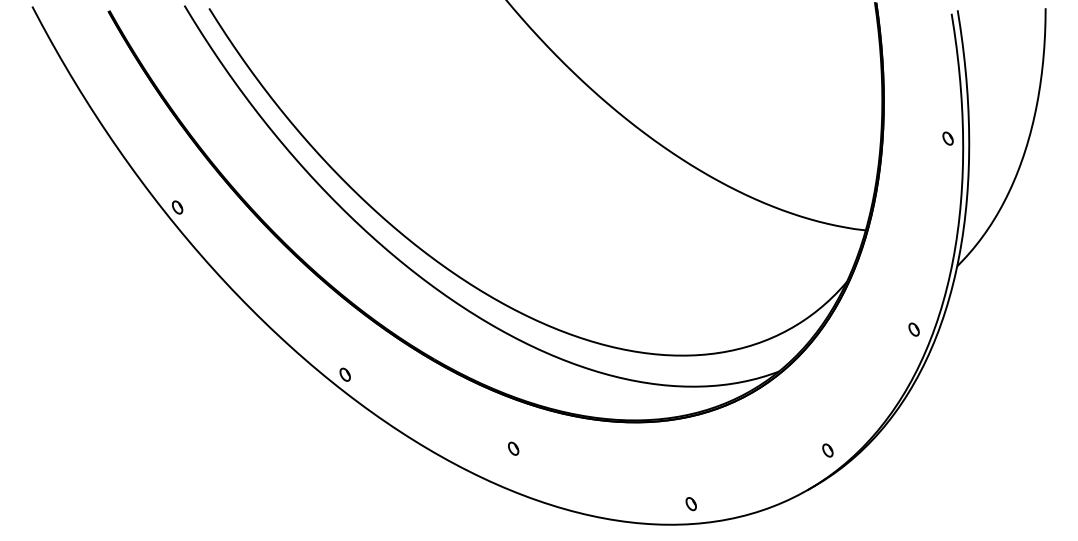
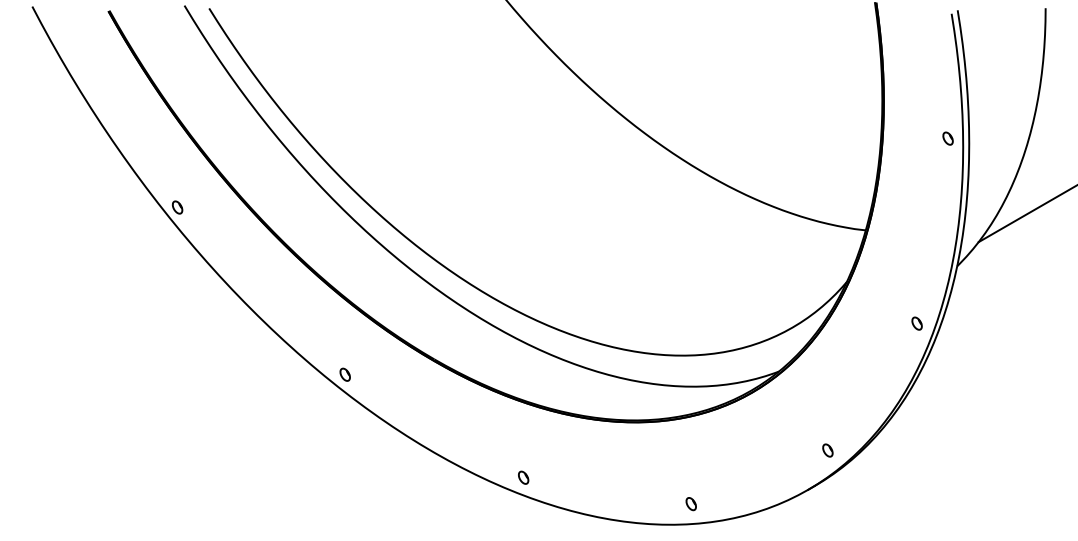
line: none -> present (1026, 214)
part position: (913, 329) -> (916, 323) (916, 323)
part position: (513, 448) -> (523, 477) (523, 477)
